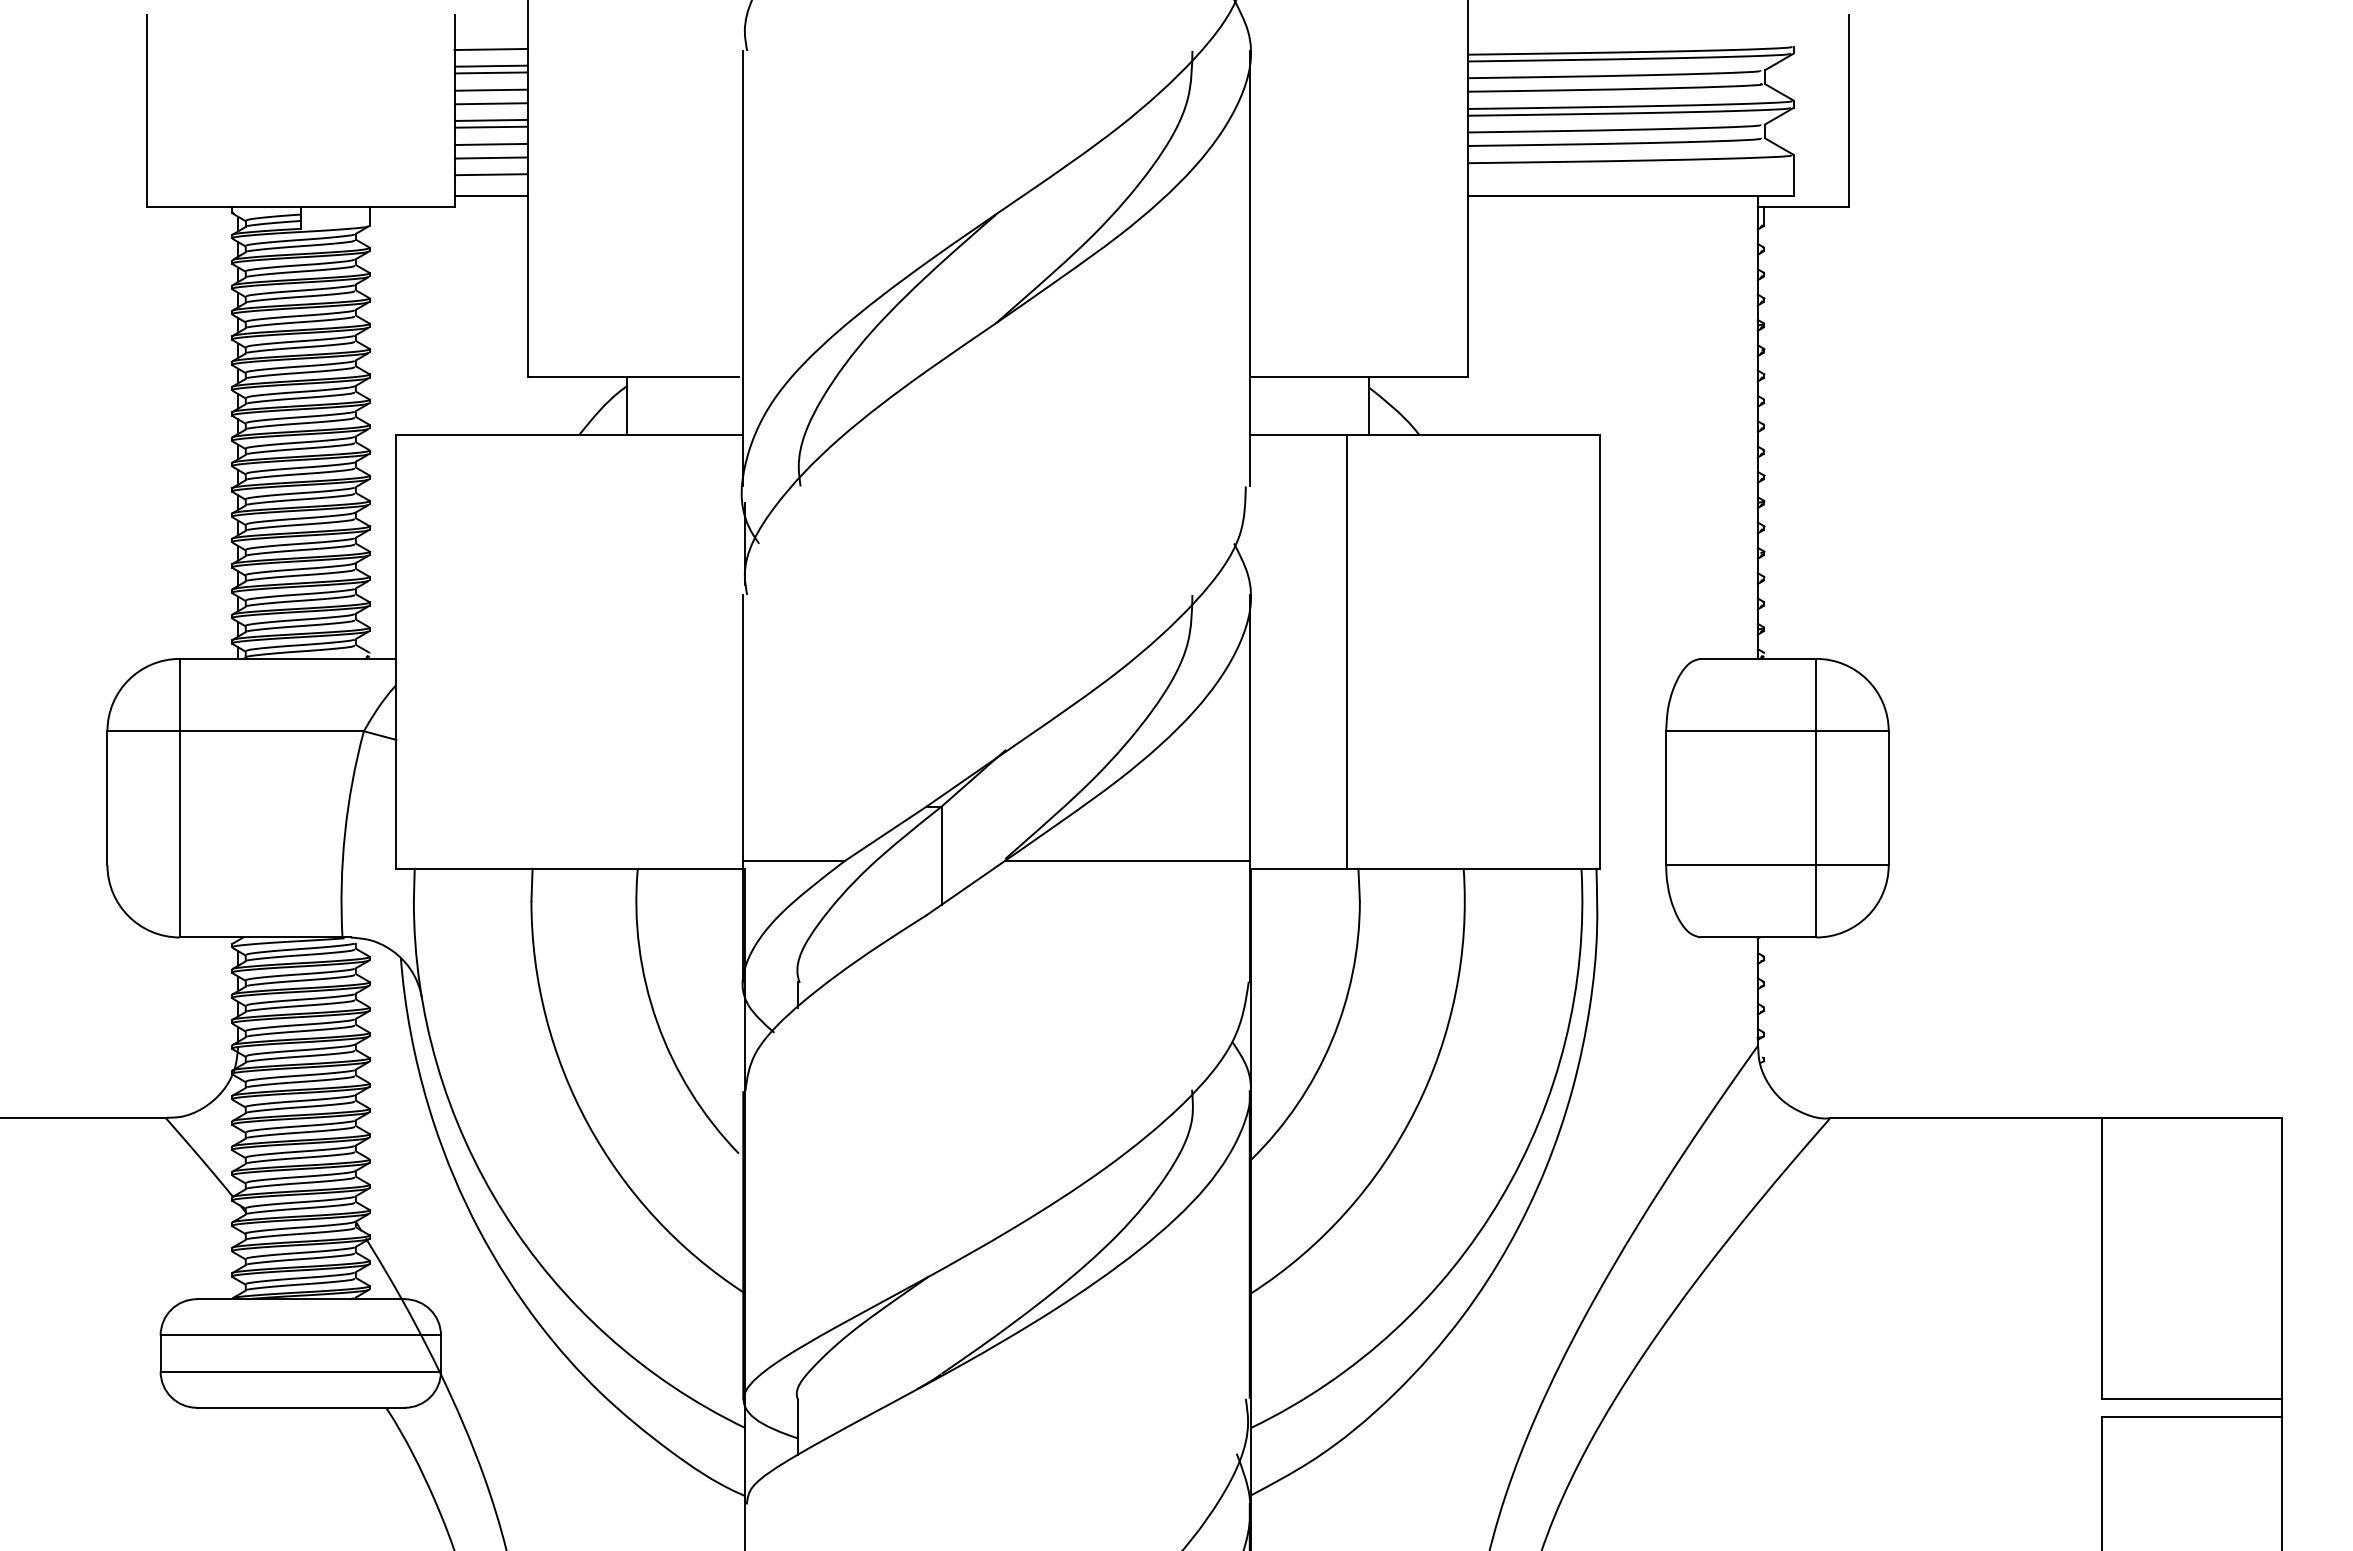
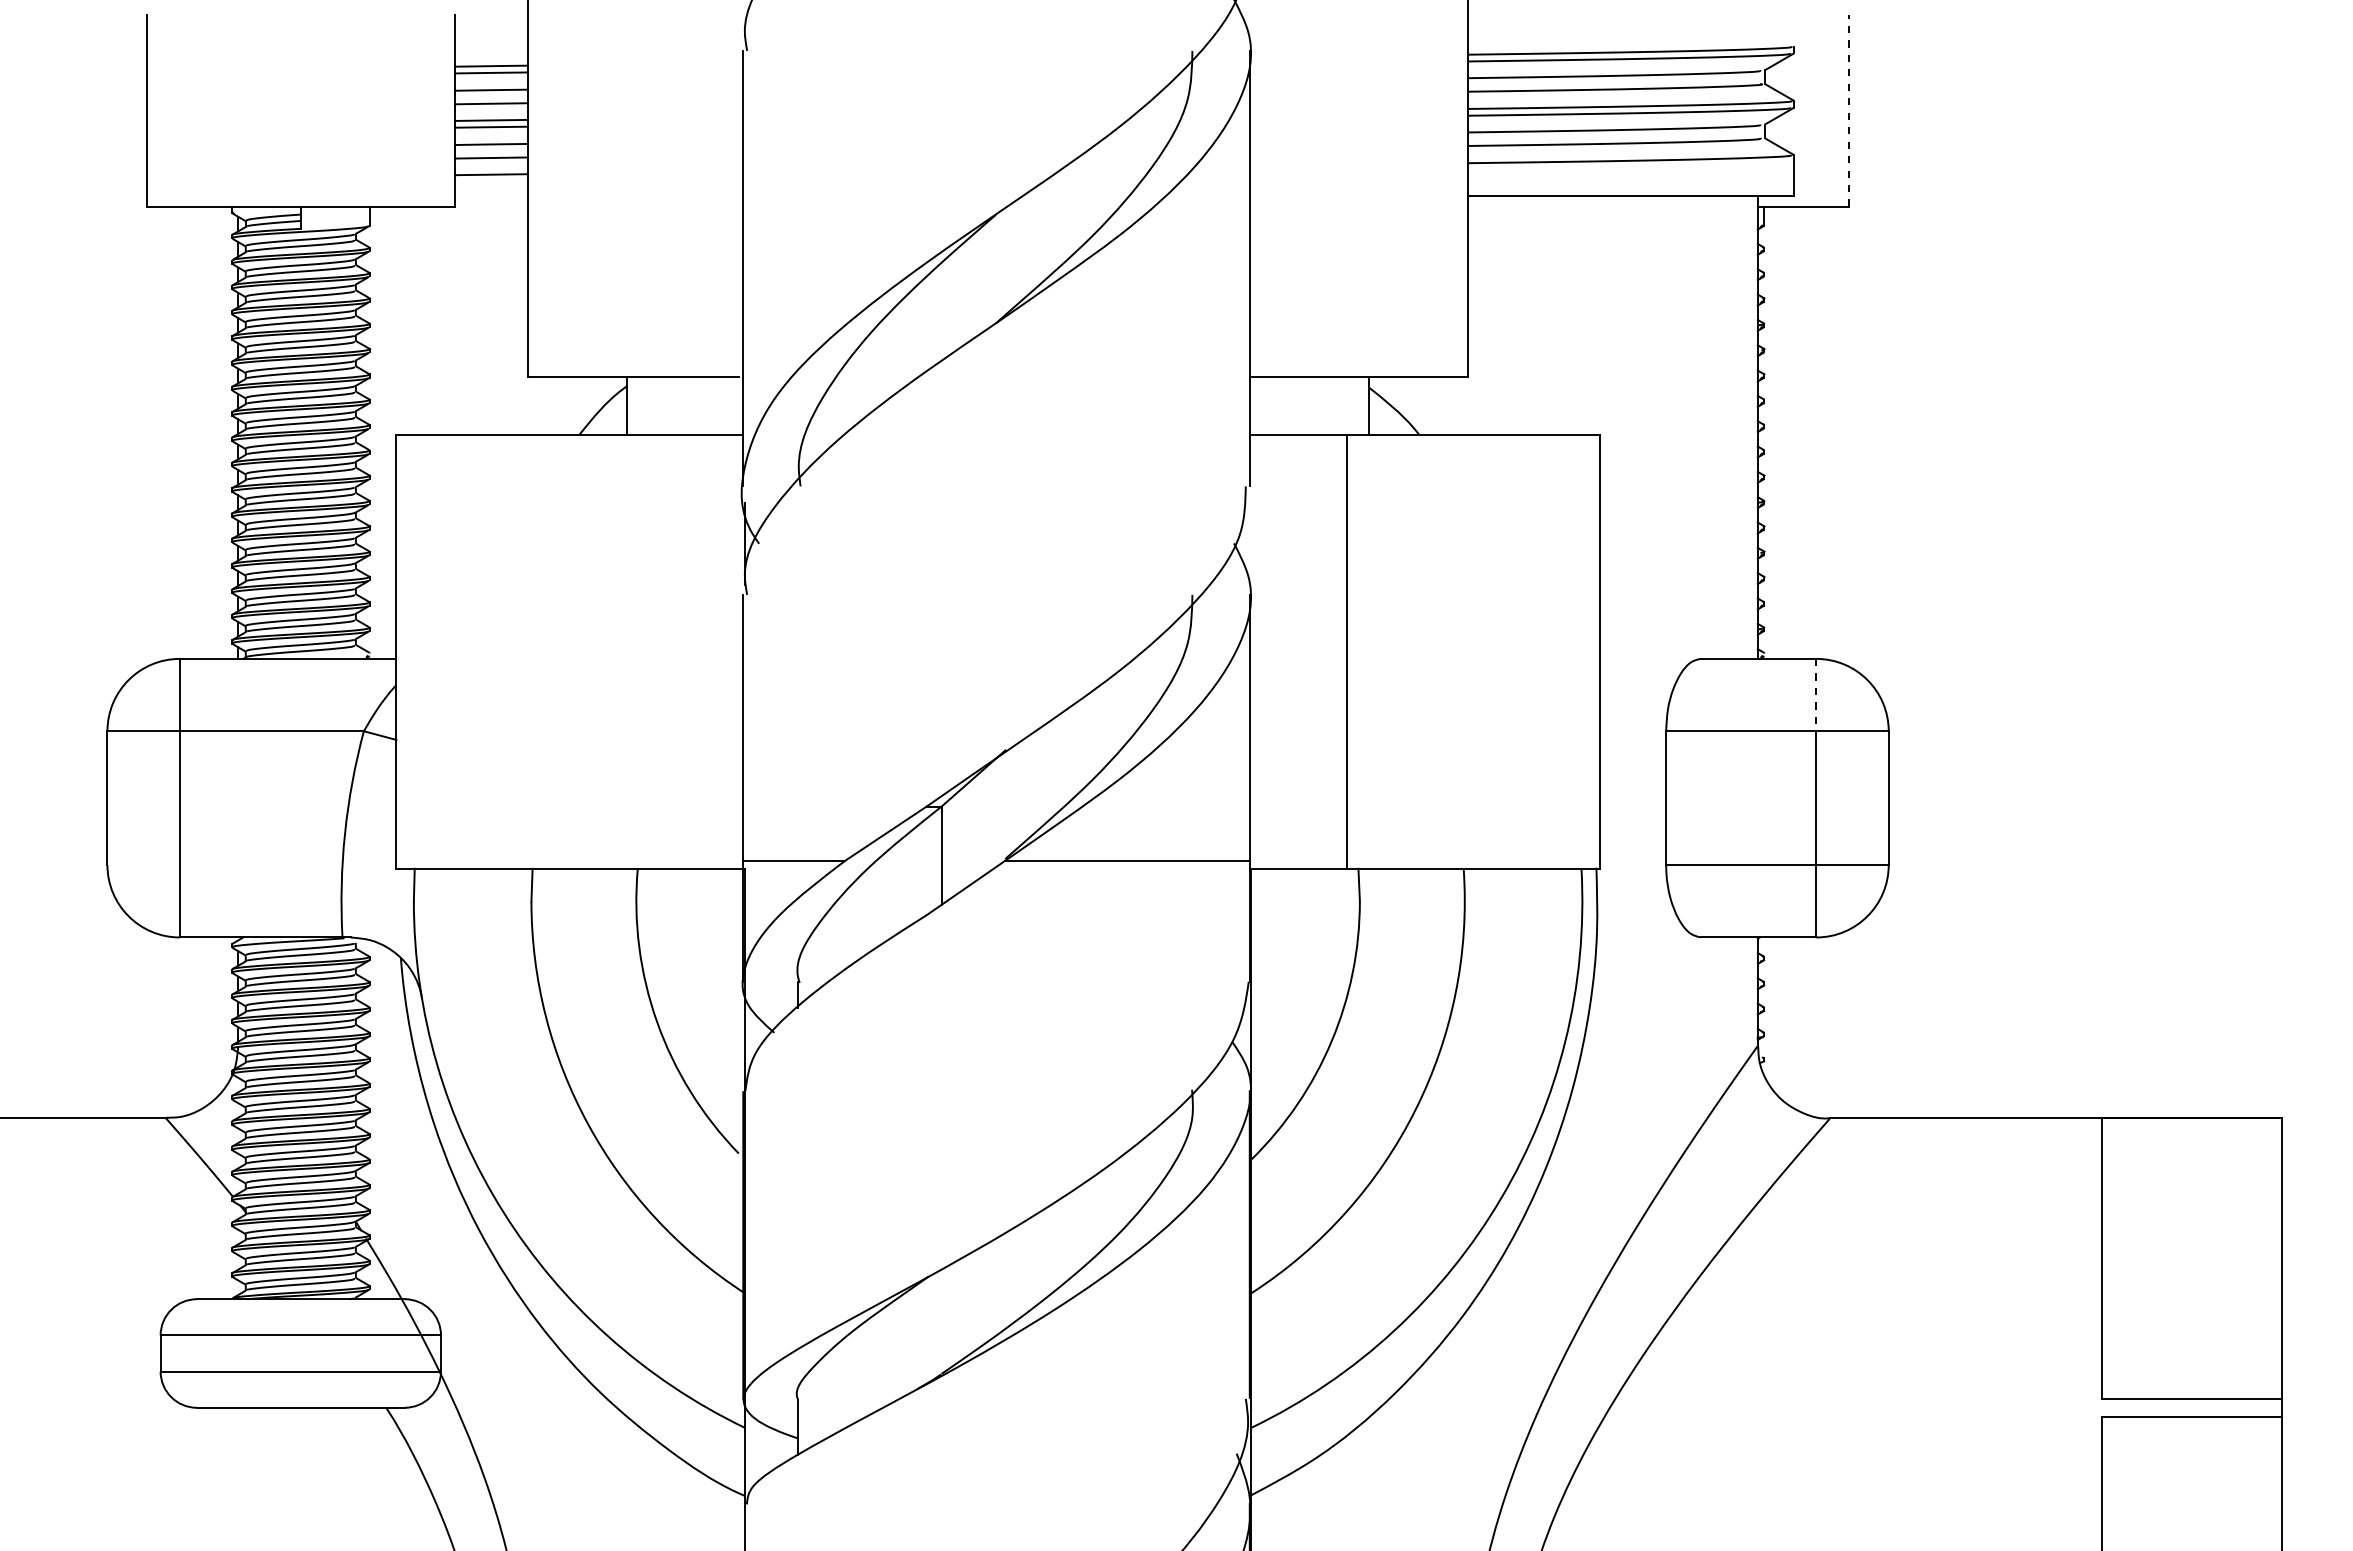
line: present -> none (490, 49)
line: solid -> dashed (1849, 110)
line: present -> none (490, 195)
line: solid -> dashed (1816, 695)
